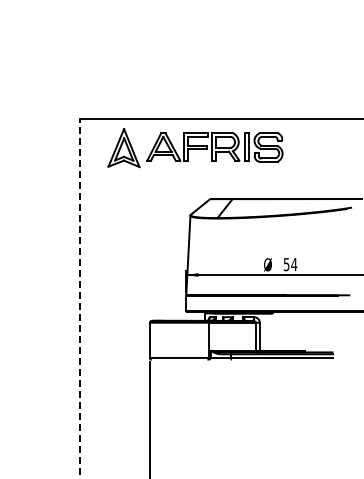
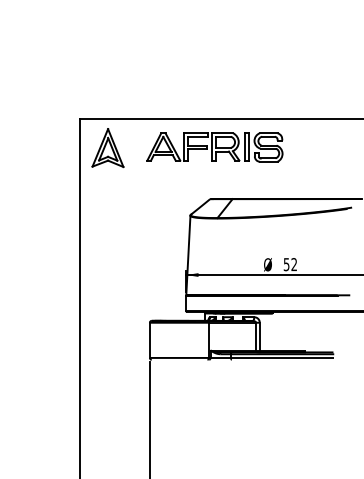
part position: (123, 148) -> (107, 148) (107, 148)
text: 54 -> 52 (294, 264)
line: dashed -> solid (80, 298)
